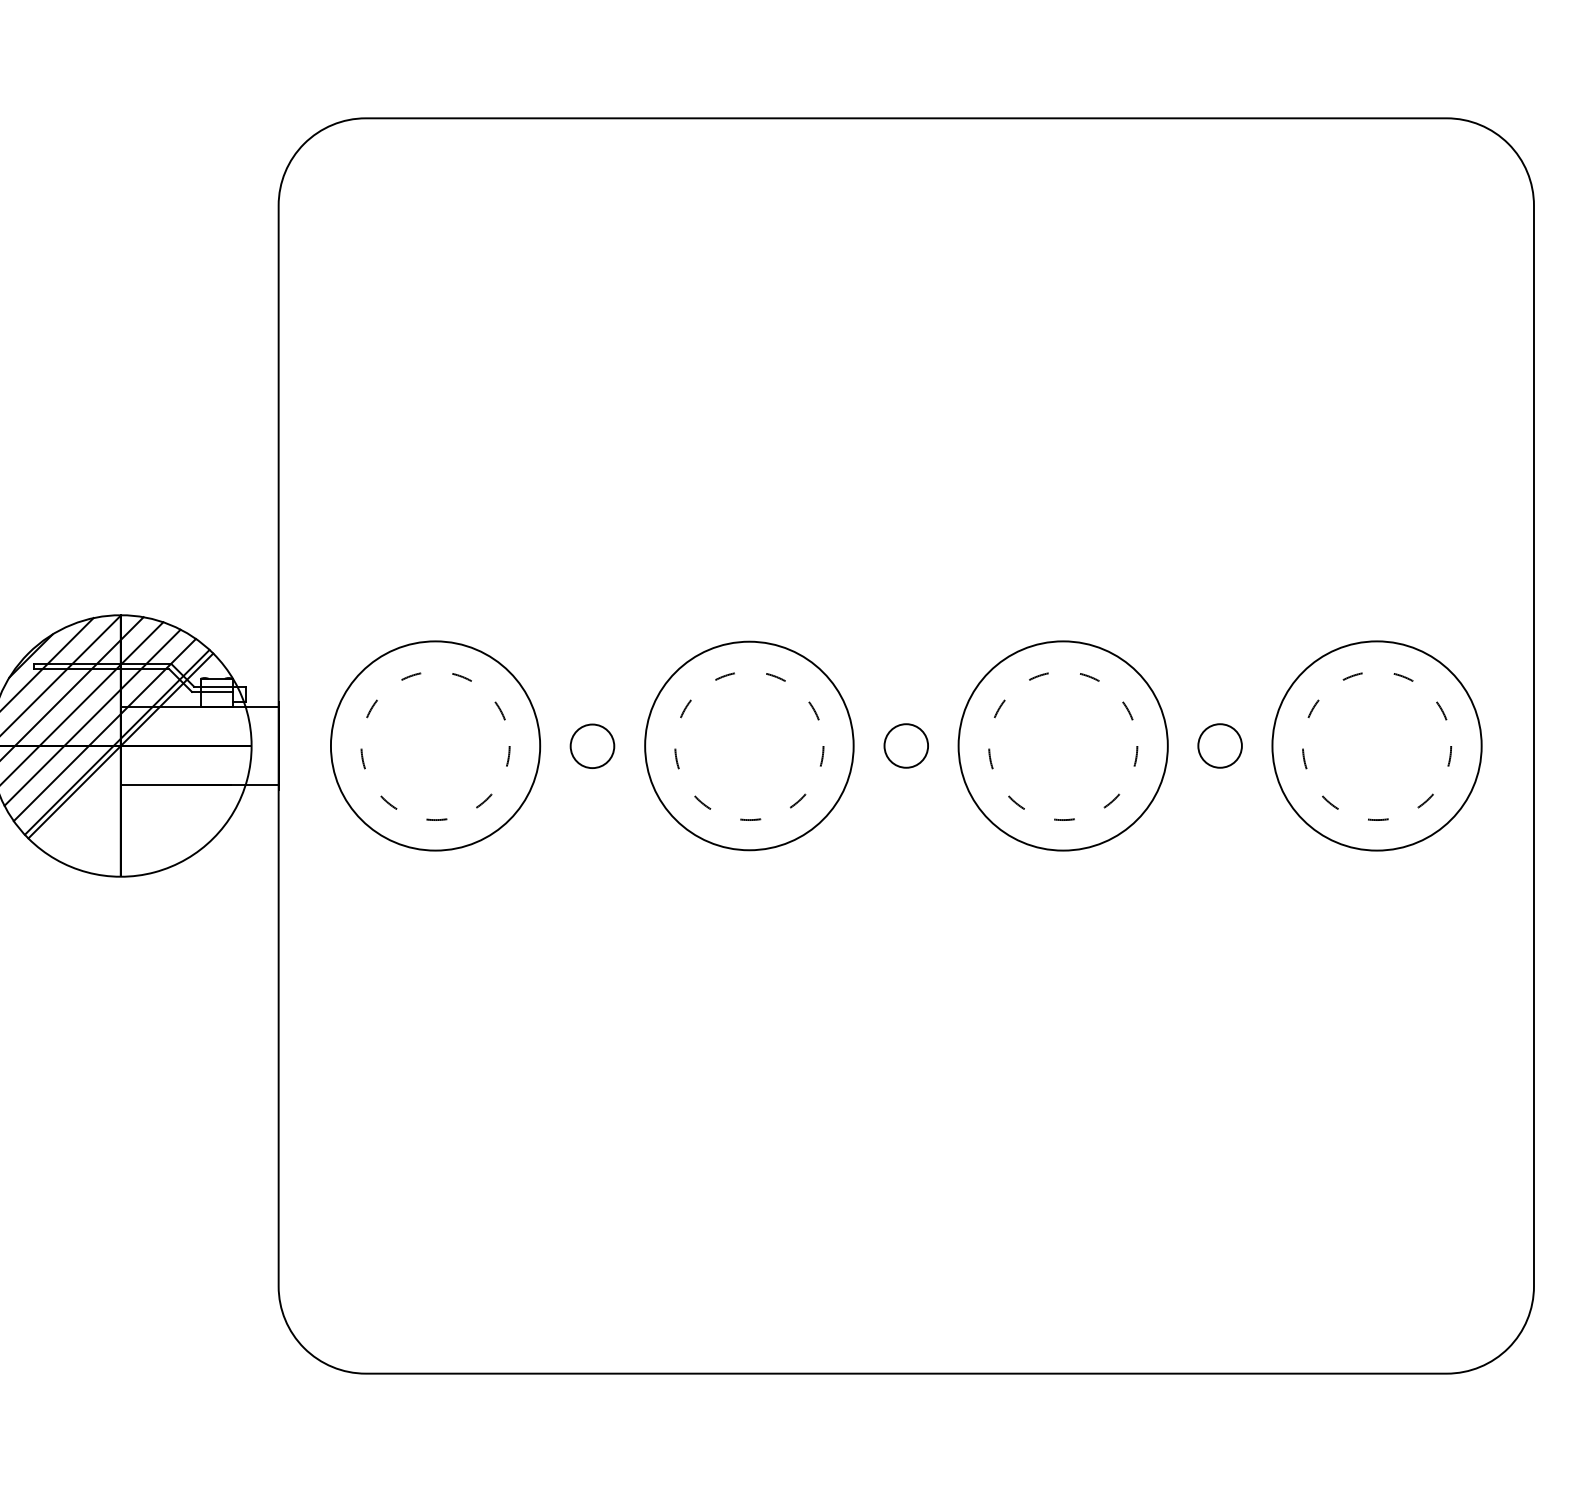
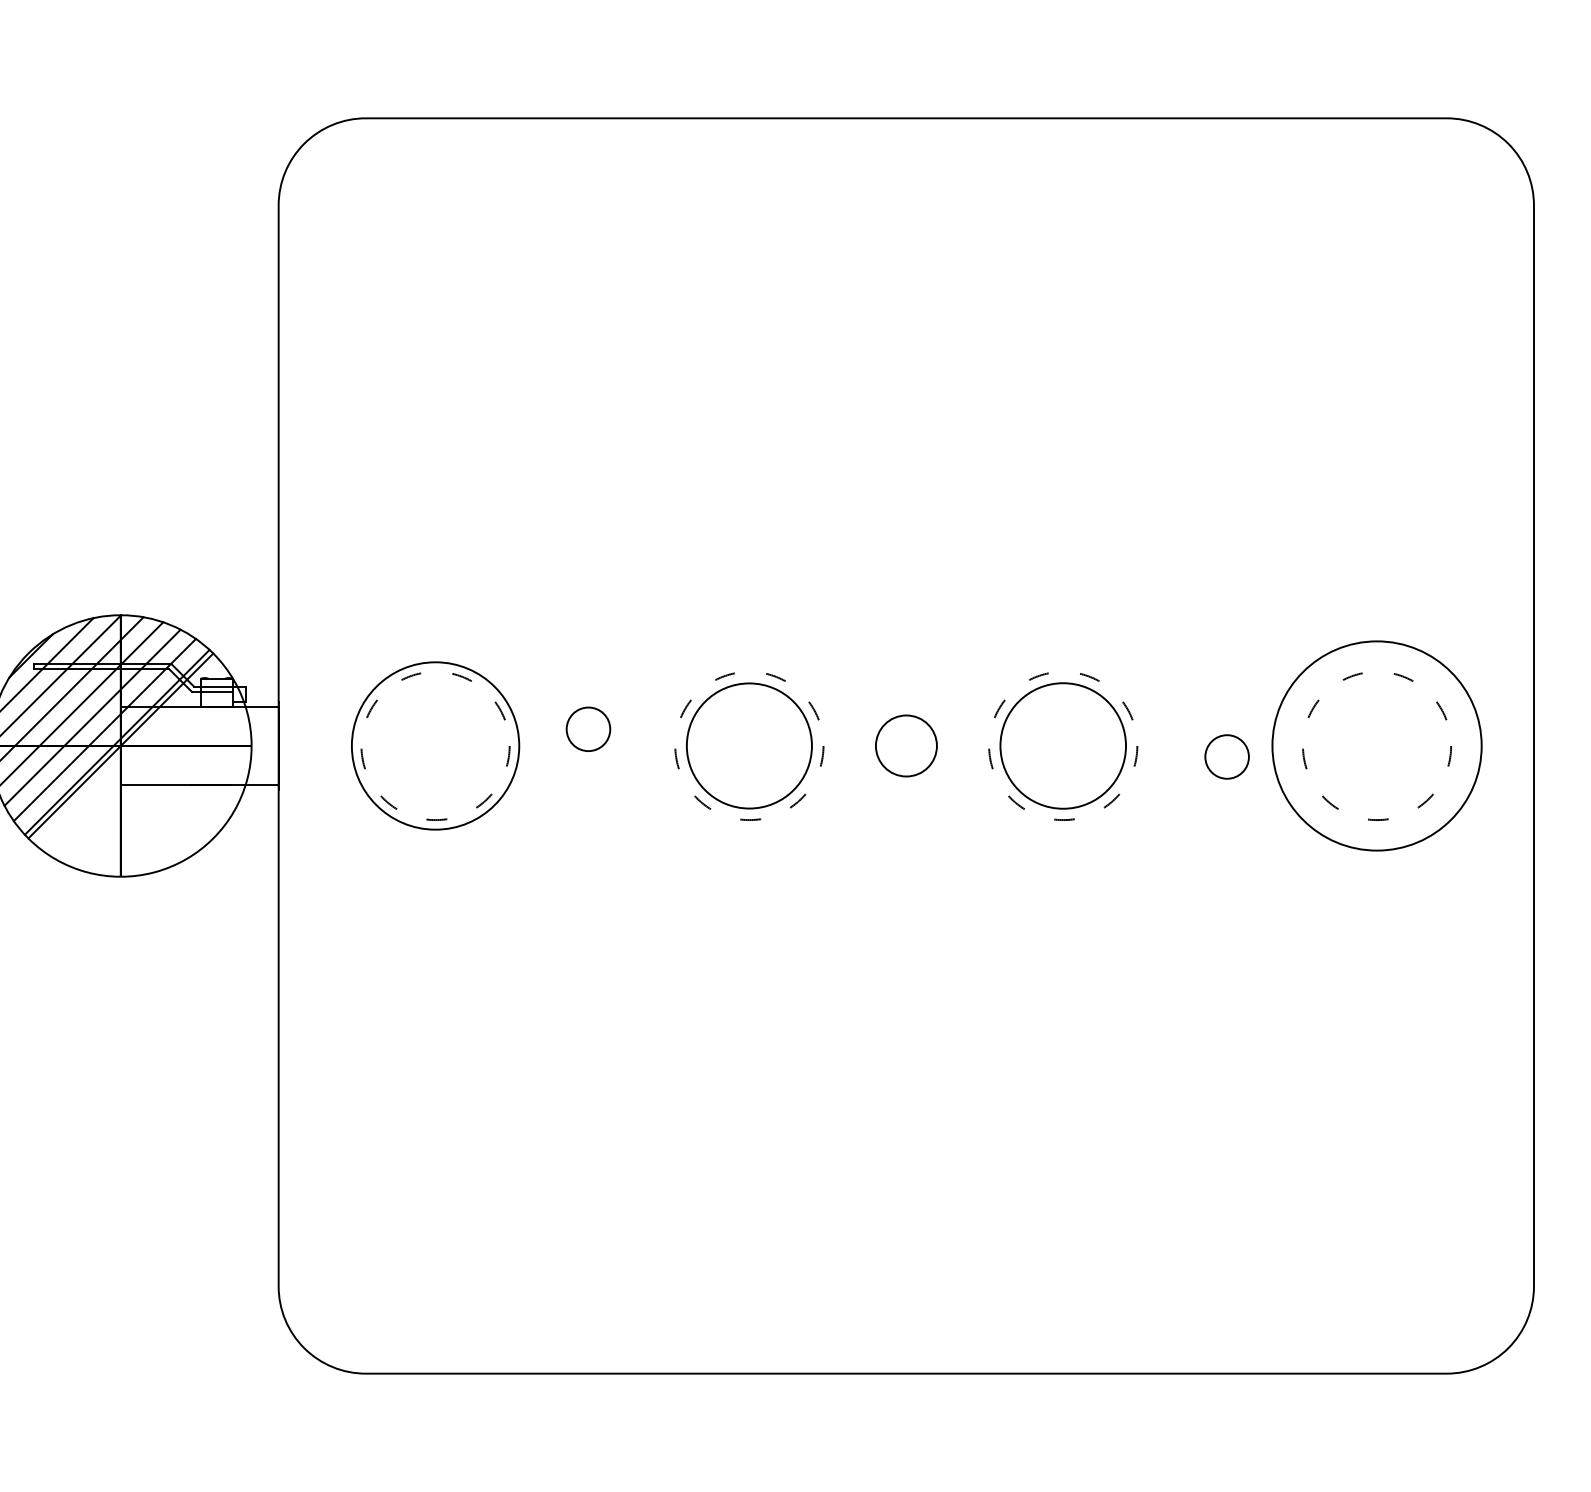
circle diameter: 209 px -> 167 px (435, 745)
circle position: (592, 745) -> (588, 728) (588, 728)
circle diameter: 209 px -> 125 px (748, 745)
circle size: 46x46 px -> 63x64 px (906, 745)
circle diameter: 209 px -> 126 px (1063, 745)
circle position: (1219, 745) -> (1226, 756) (1226, 756)
